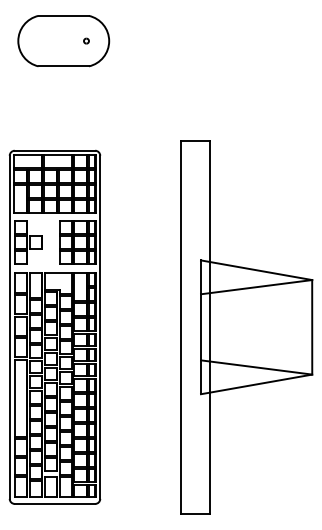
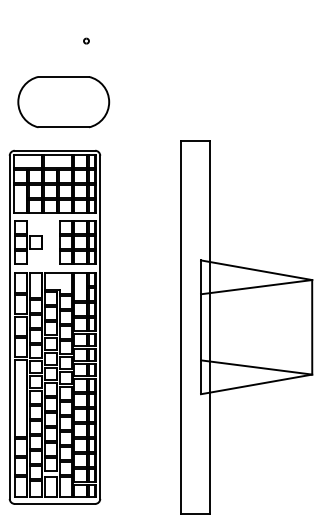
part position: (63, 41) -> (63, 102) (63, 102)
